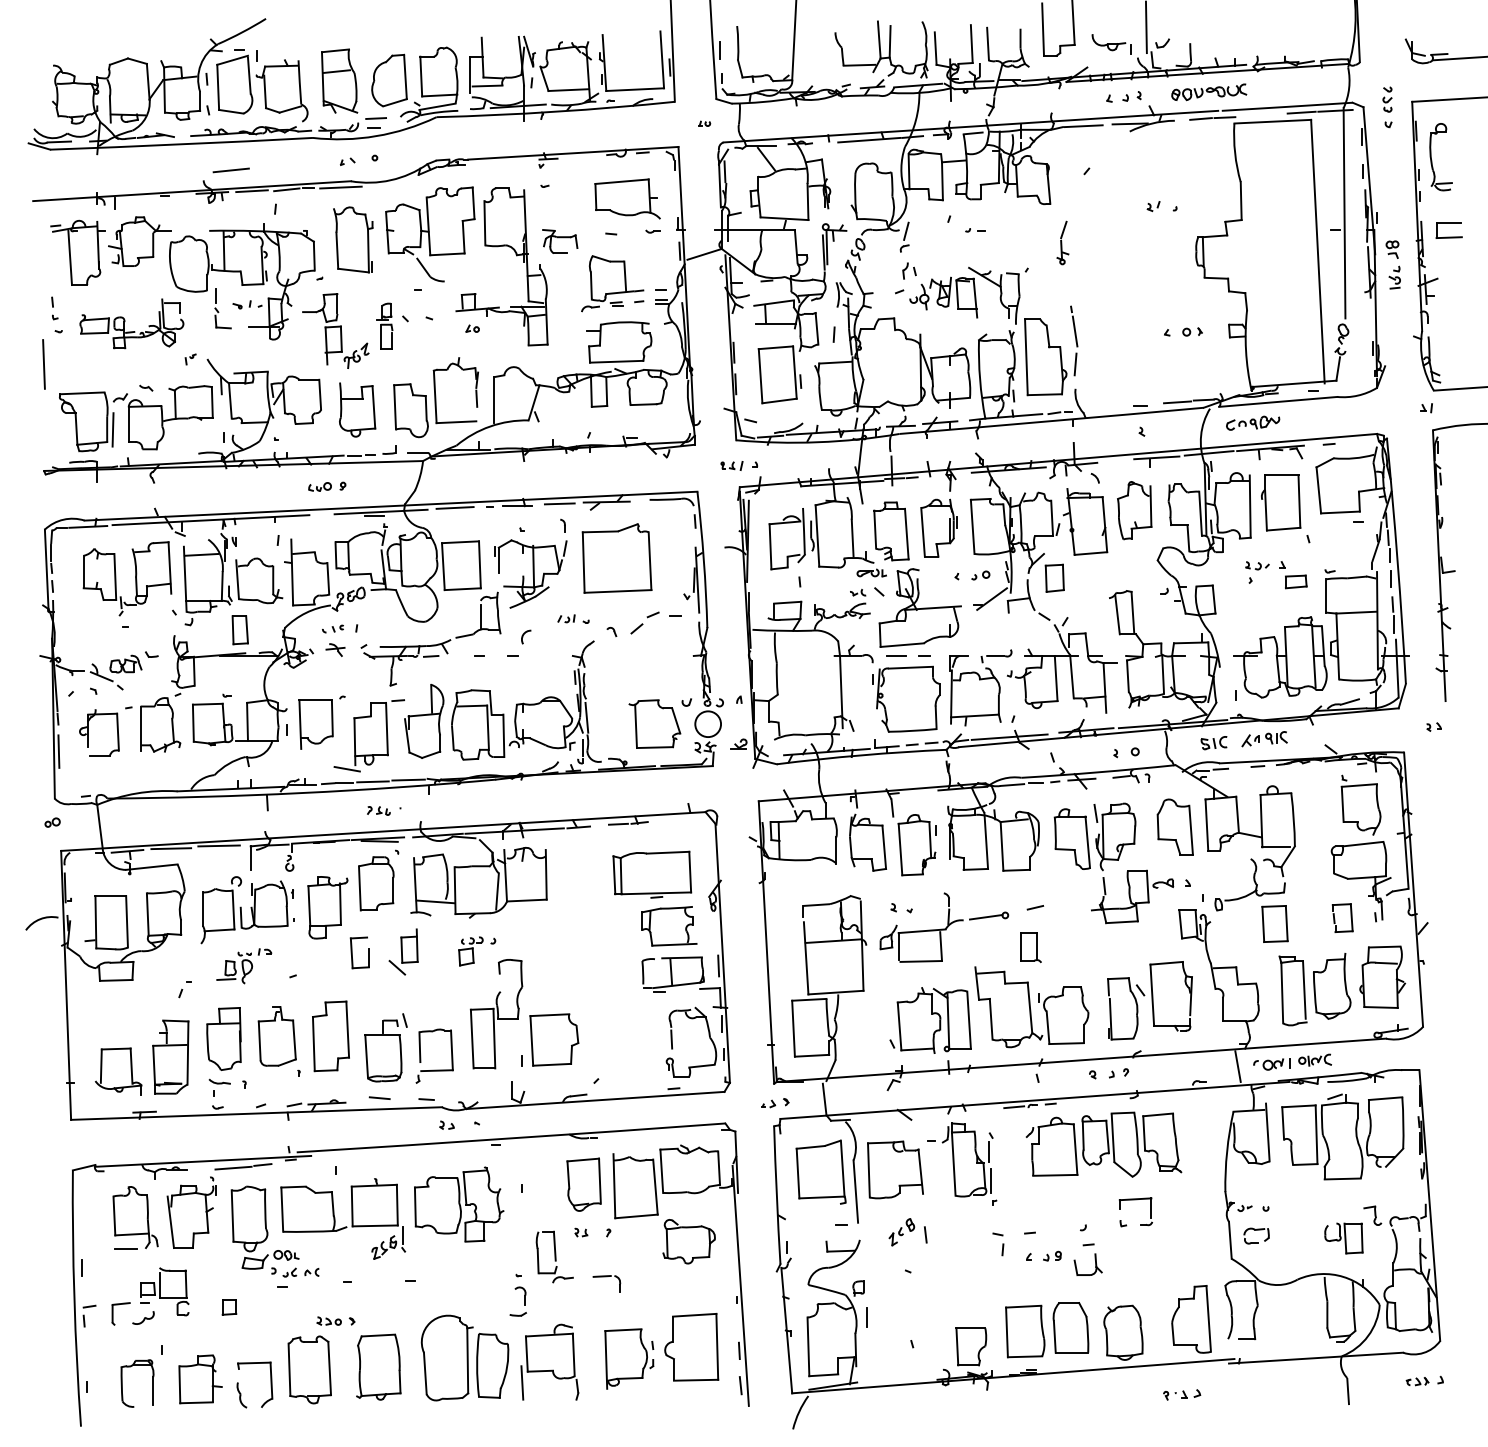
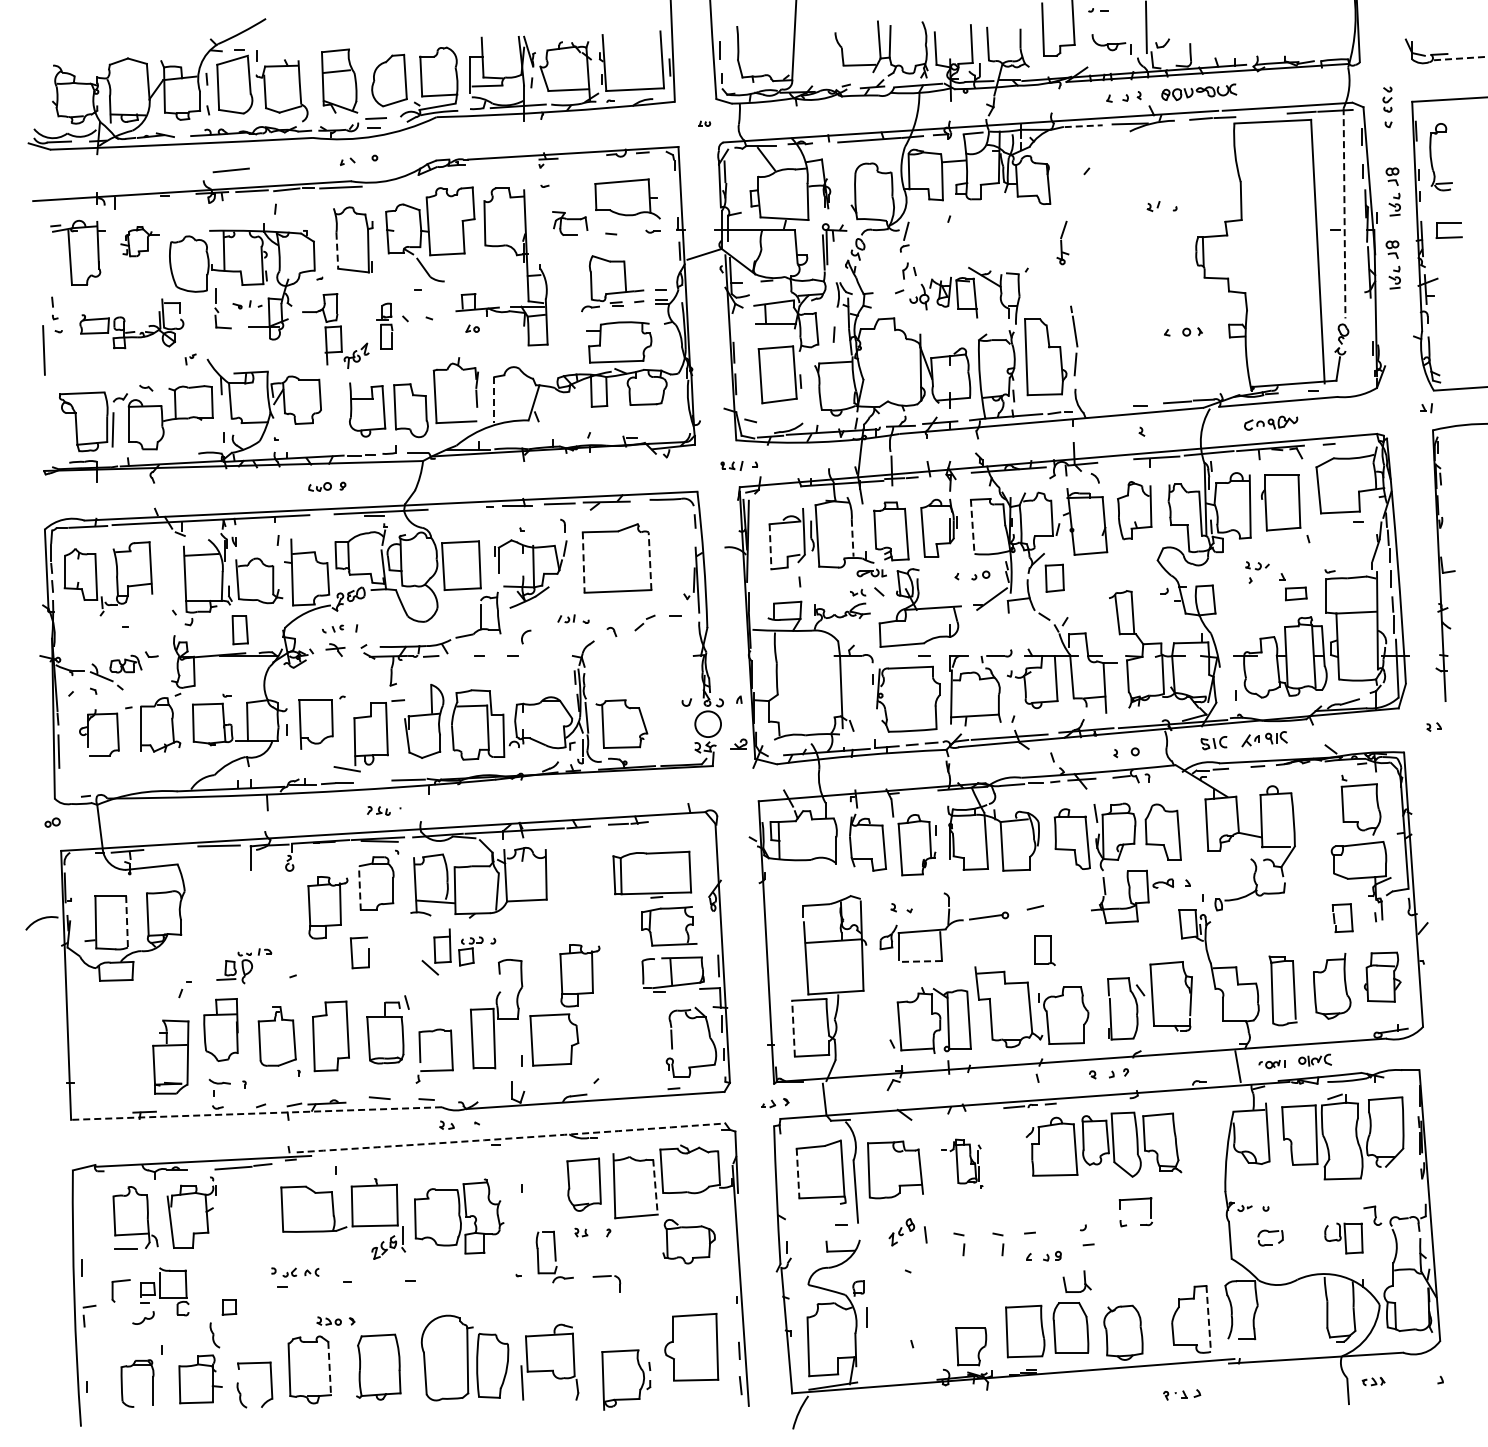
line: solid -> dashed (1459, 58)
part position: (1209, 92) -> (1199, 92) (1199, 92)
line: solid -> dashed (1083, 126)
part: none -> present (1392, 191)
line: solid -> dashed (1344, 213)
part position: (975, 230) -> (1098, 10) (1098, 10)
part size: 64x51 px -> 40x32 px (139, 241)
part position: (560, 241) -> (570, 223) (570, 223)
line: solid -> dashed (337, 251)
line position: (43, 364) -> (43, 350) (43, 350)
line: solid -> dashed (494, 400)
part position: (357, 409) -> (367, 409) (367, 409)
part position: (1253, 422) -> (1271, 422) (1271, 422)
line: present -> none (454, 507)
line: solid -> dashed (972, 527)
line: solid -> dashed (852, 538)
line: solid -> dashed (770, 546)
line: solid -> dashed (650, 561)
line: solid -> dashed (583, 563)
part position: (1293, 575) -> (1293, 587) (1293, 587)
part position: (135, 578) -> (116, 578) (116, 578)
part size: 30x24 px -> 22x18 px (644, 622)
line: present -> none (896, 655)
part position: (654, 723) -> (621, 723) (621, 723)
line: present -> none (372, 781)
part position: (1174, 826) -> (1162, 831) (1162, 831)
line: present -> none (171, 848)
line: solid -> dashed (359, 887)
part: present -> none (247, 910)
line: solid -> dashed (127, 921)
part: present -> none (1274, 923)
part position: (1030, 947) -> (1044, 950) (1044, 950)
part position: (403, 951) -> (436, 951) (436, 951)
line: solid -> dashed (921, 961)
part: none -> present (579, 975)
part size: 48x64 px -> 39x52 px (1382, 976)
part position: (1283, 990) -> (1273, 990) (1273, 990)
line: solid -> dashed (793, 1028)
part position: (223, 1038) -> (220, 1029) (220, 1029)
part position: (385, 1047) -> (387, 1029) (387, 1029)
part size: 38x13 px -> 28x11 px (1271, 1064)
part: present -> none (118, 1071)
line: solid -> dashed (256, 1113)
arc: solid -> dashed (511, 1138)
part size: 71x84 px -> 43x51 px (962, 1163)
line: solid -> dashed (798, 1173)
line: solid -> dashed (655, 1187)
part position: (459, 1204) -> (459, 1216) (459, 1216)
part: present -> none (264, 1227)
part position: (1256, 1235) -> (1270, 1237) (1270, 1237)
part: none -> present (959, 1244)
part position: (1095, 1264) -> (1084, 1281) (1084, 1281)
part: present -> none (524, 1301)
part position: (113, 1313) -> (113, 1290) (113, 1290)
line: solid -> dashed (1208, 1319)
part: none -> present (214, 1335)
part position: (629, 1358) -> (626, 1379) (626, 1379)
line: solid -> dashed (329, 1368)
part position: (1417, 1381) -> (1373, 1381) (1373, 1381)
